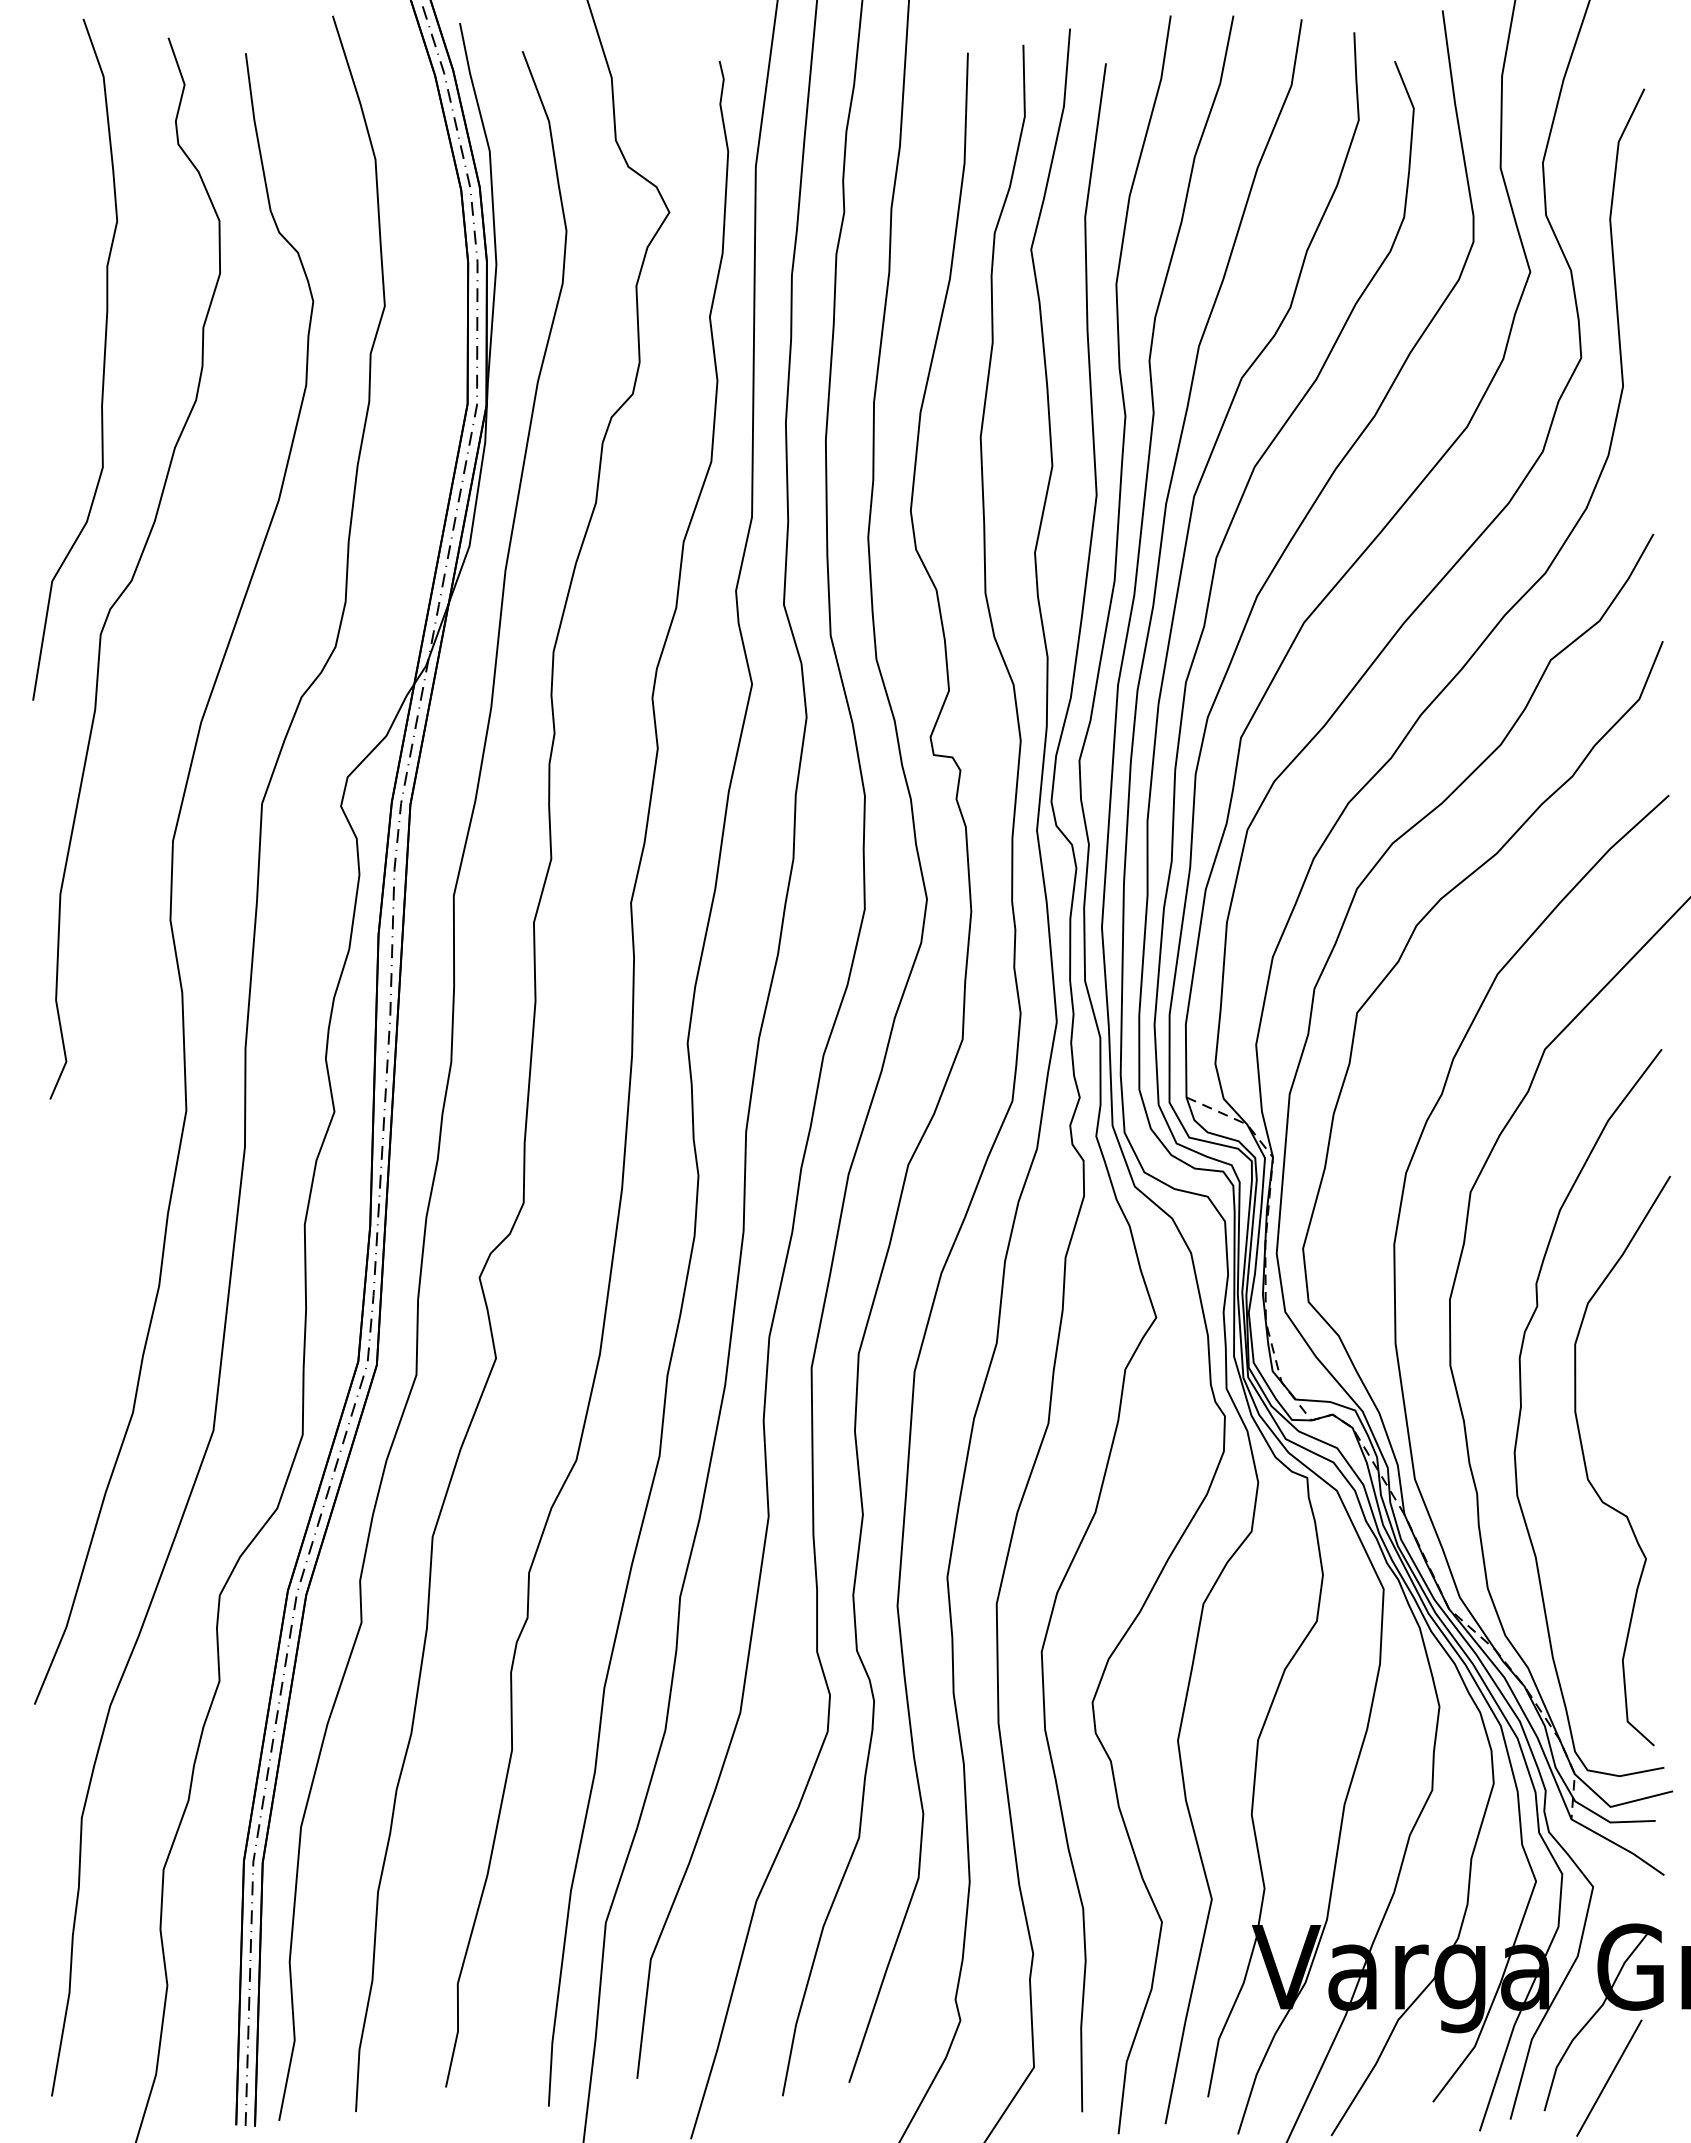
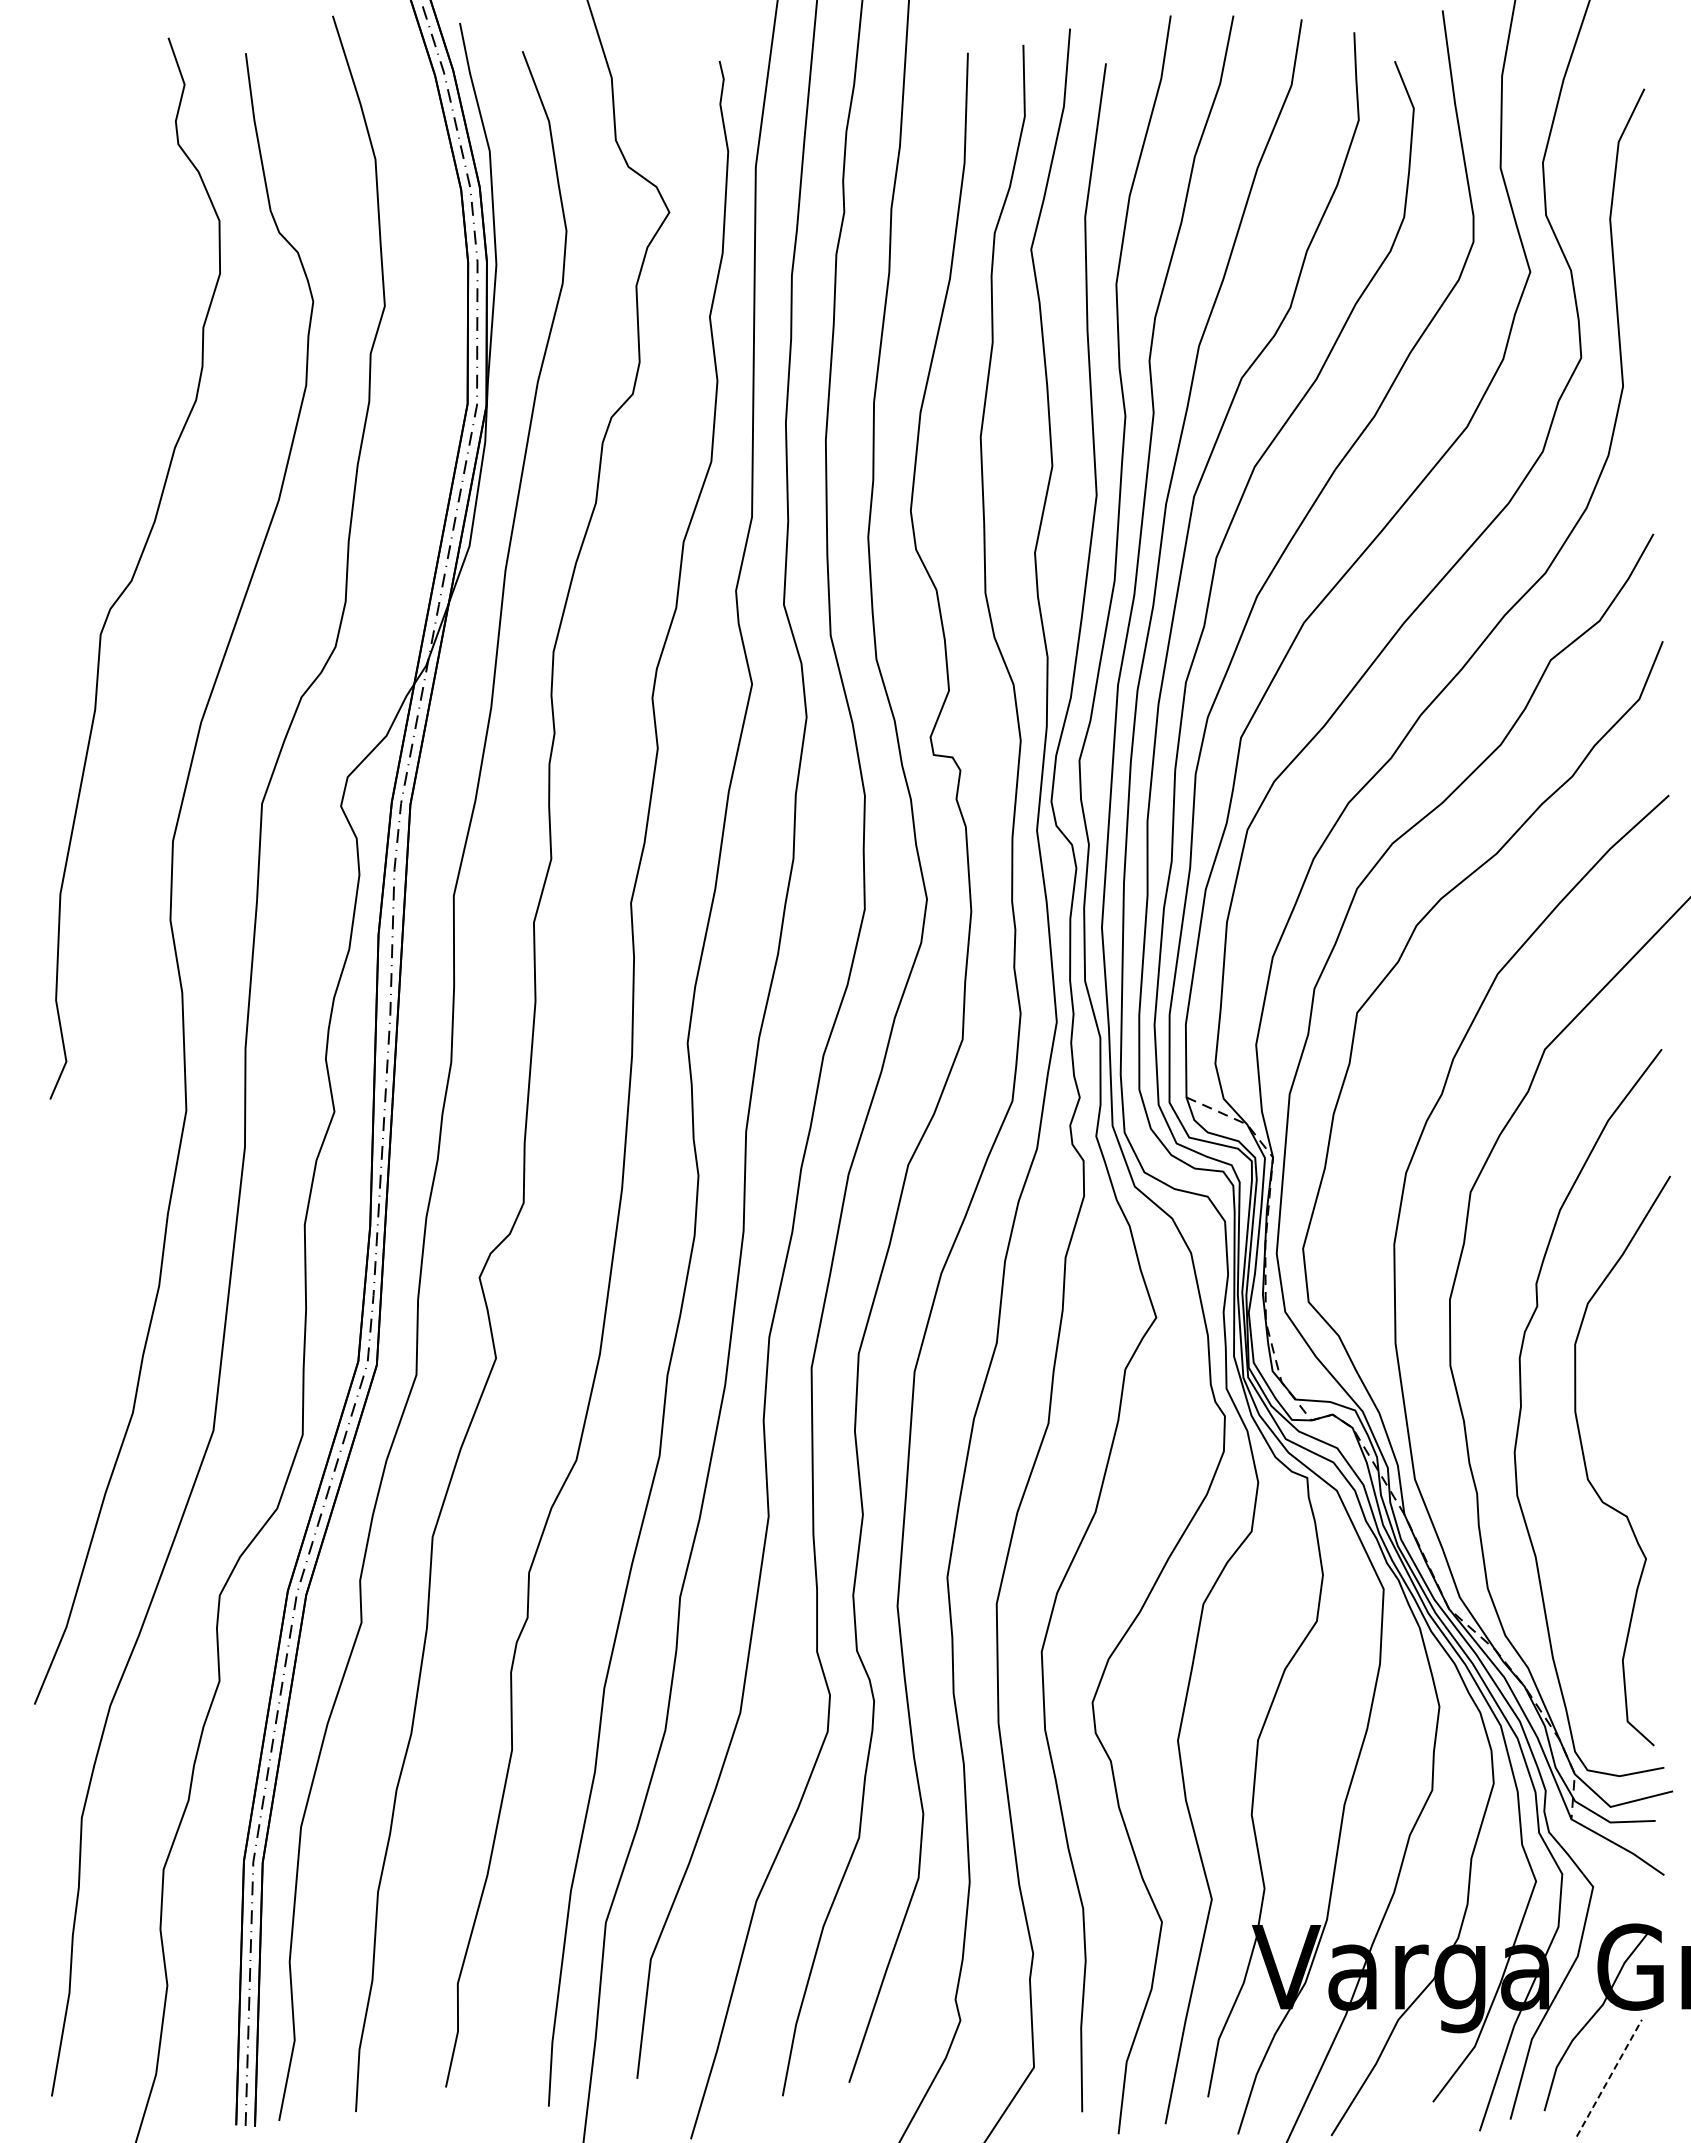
curve: present -> none (103, 359)
line: solid -> dashed (1609, 2078)
